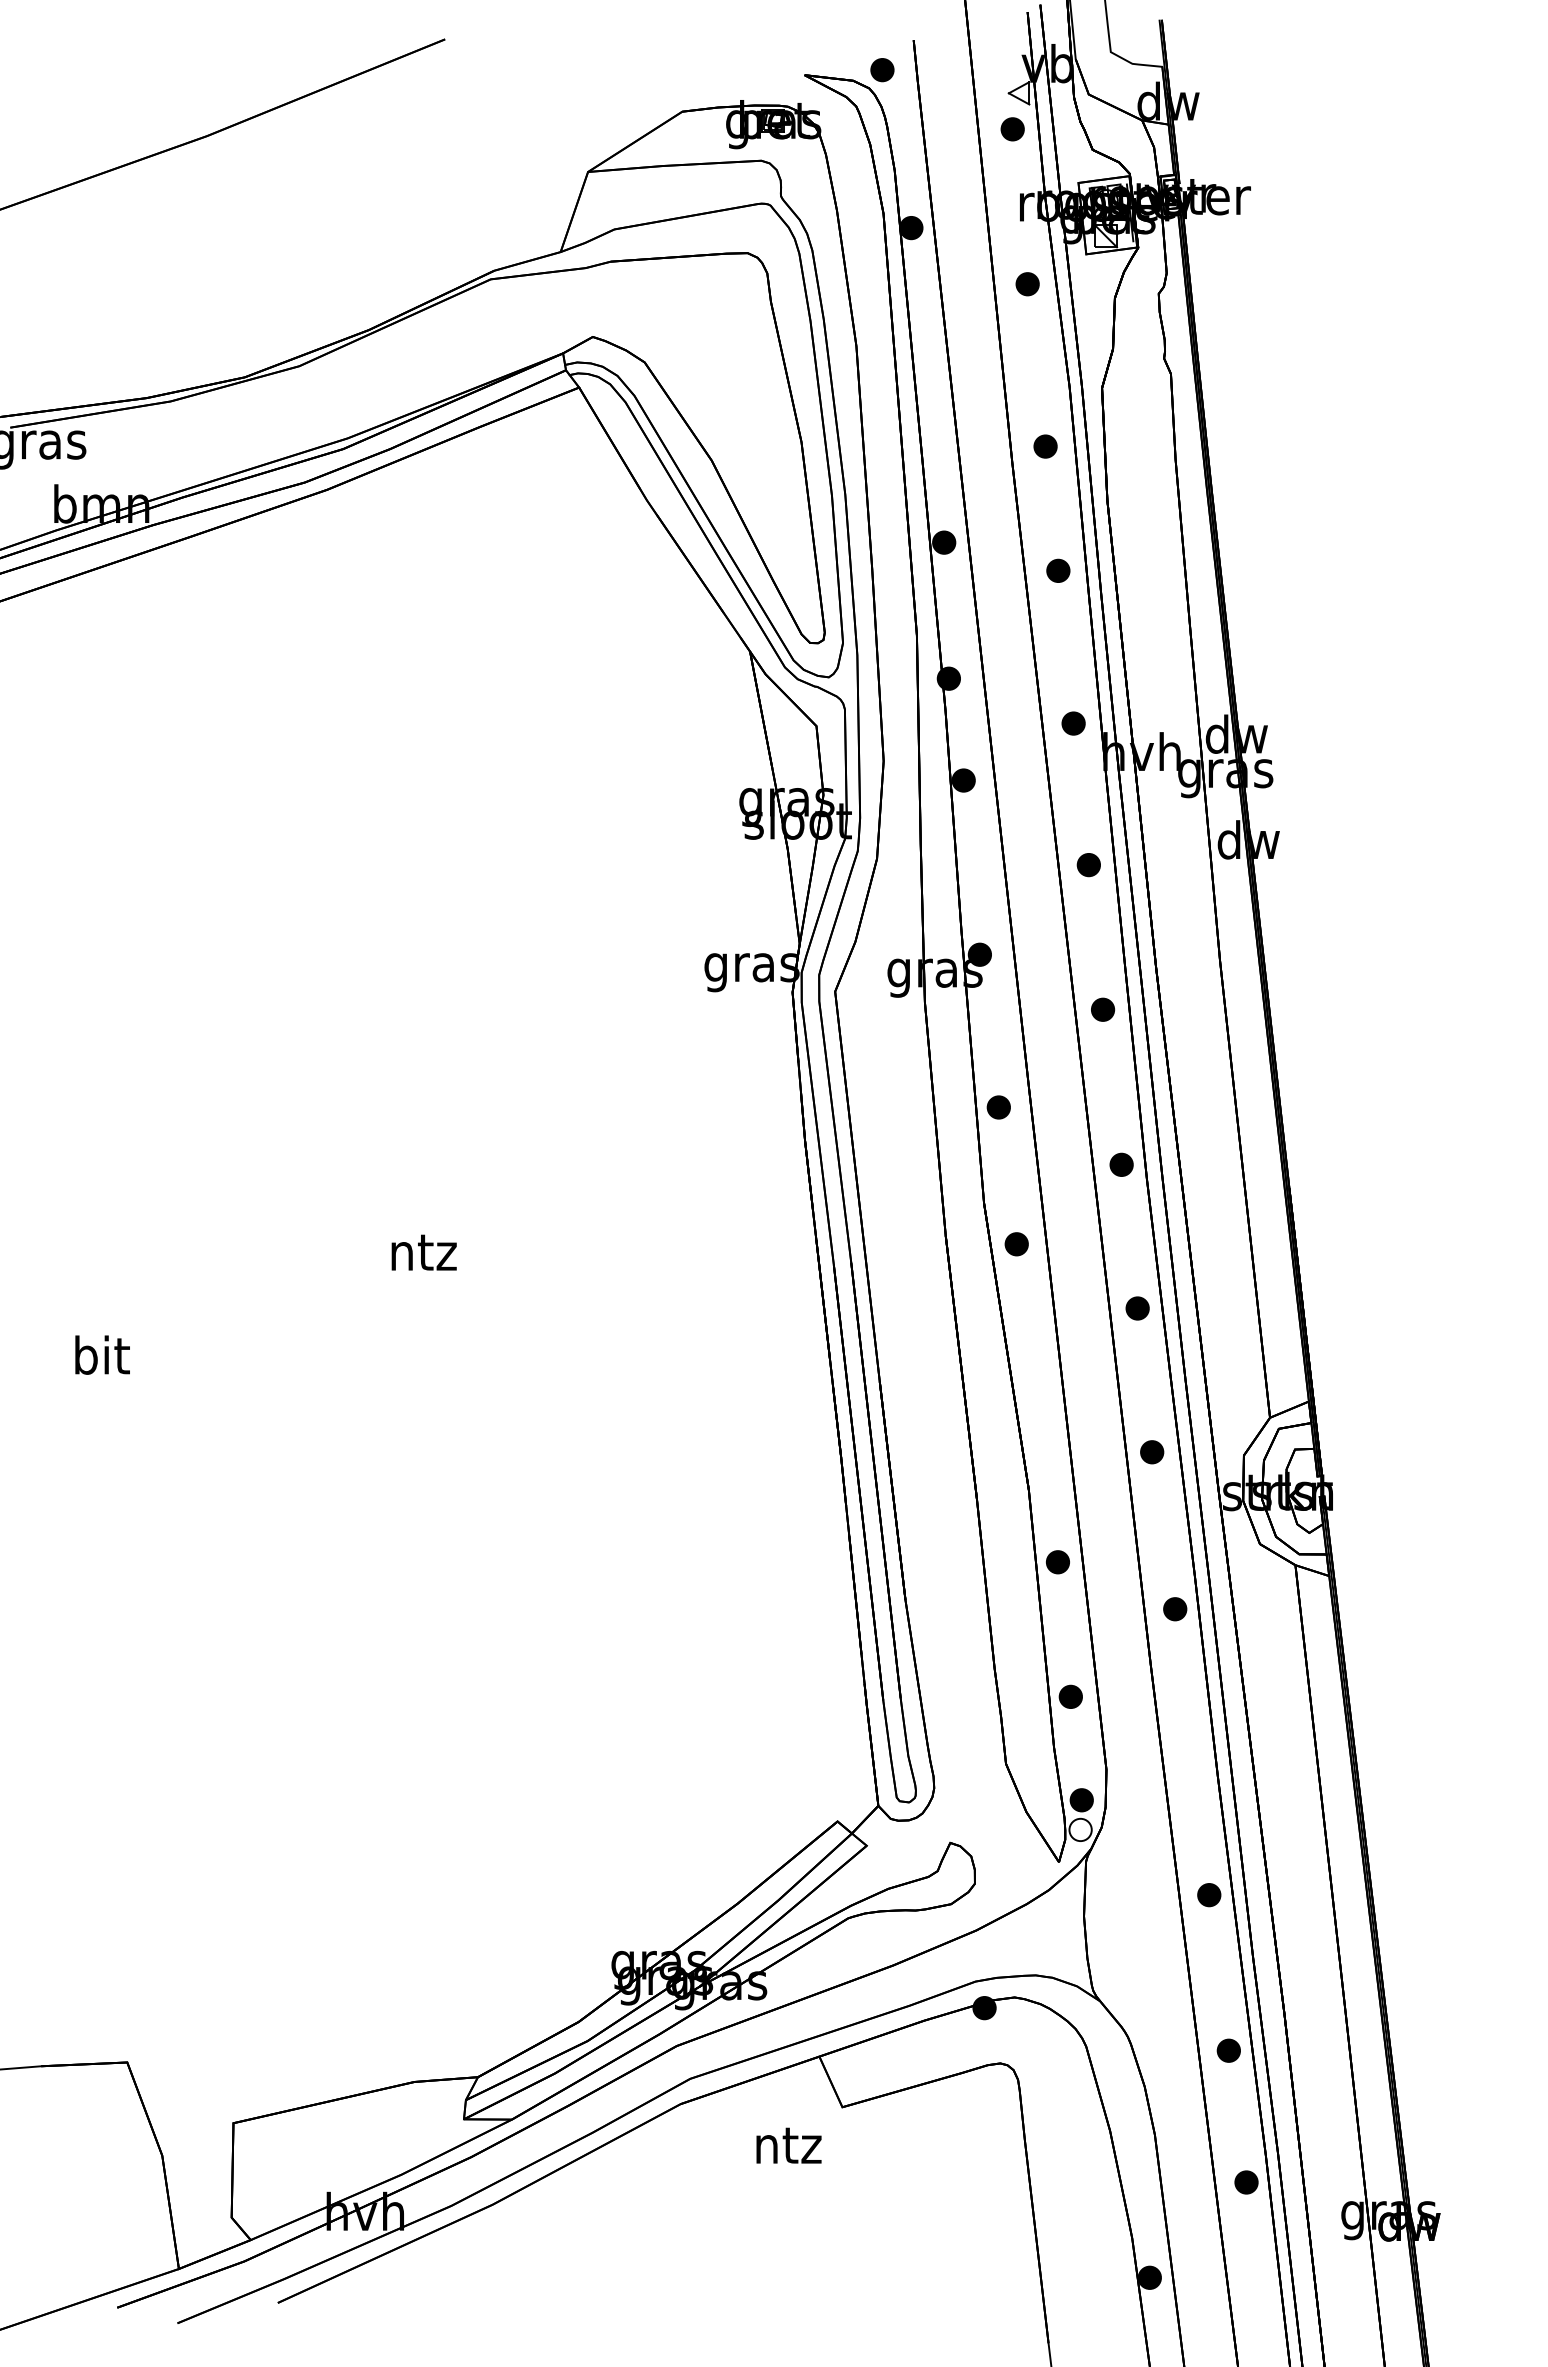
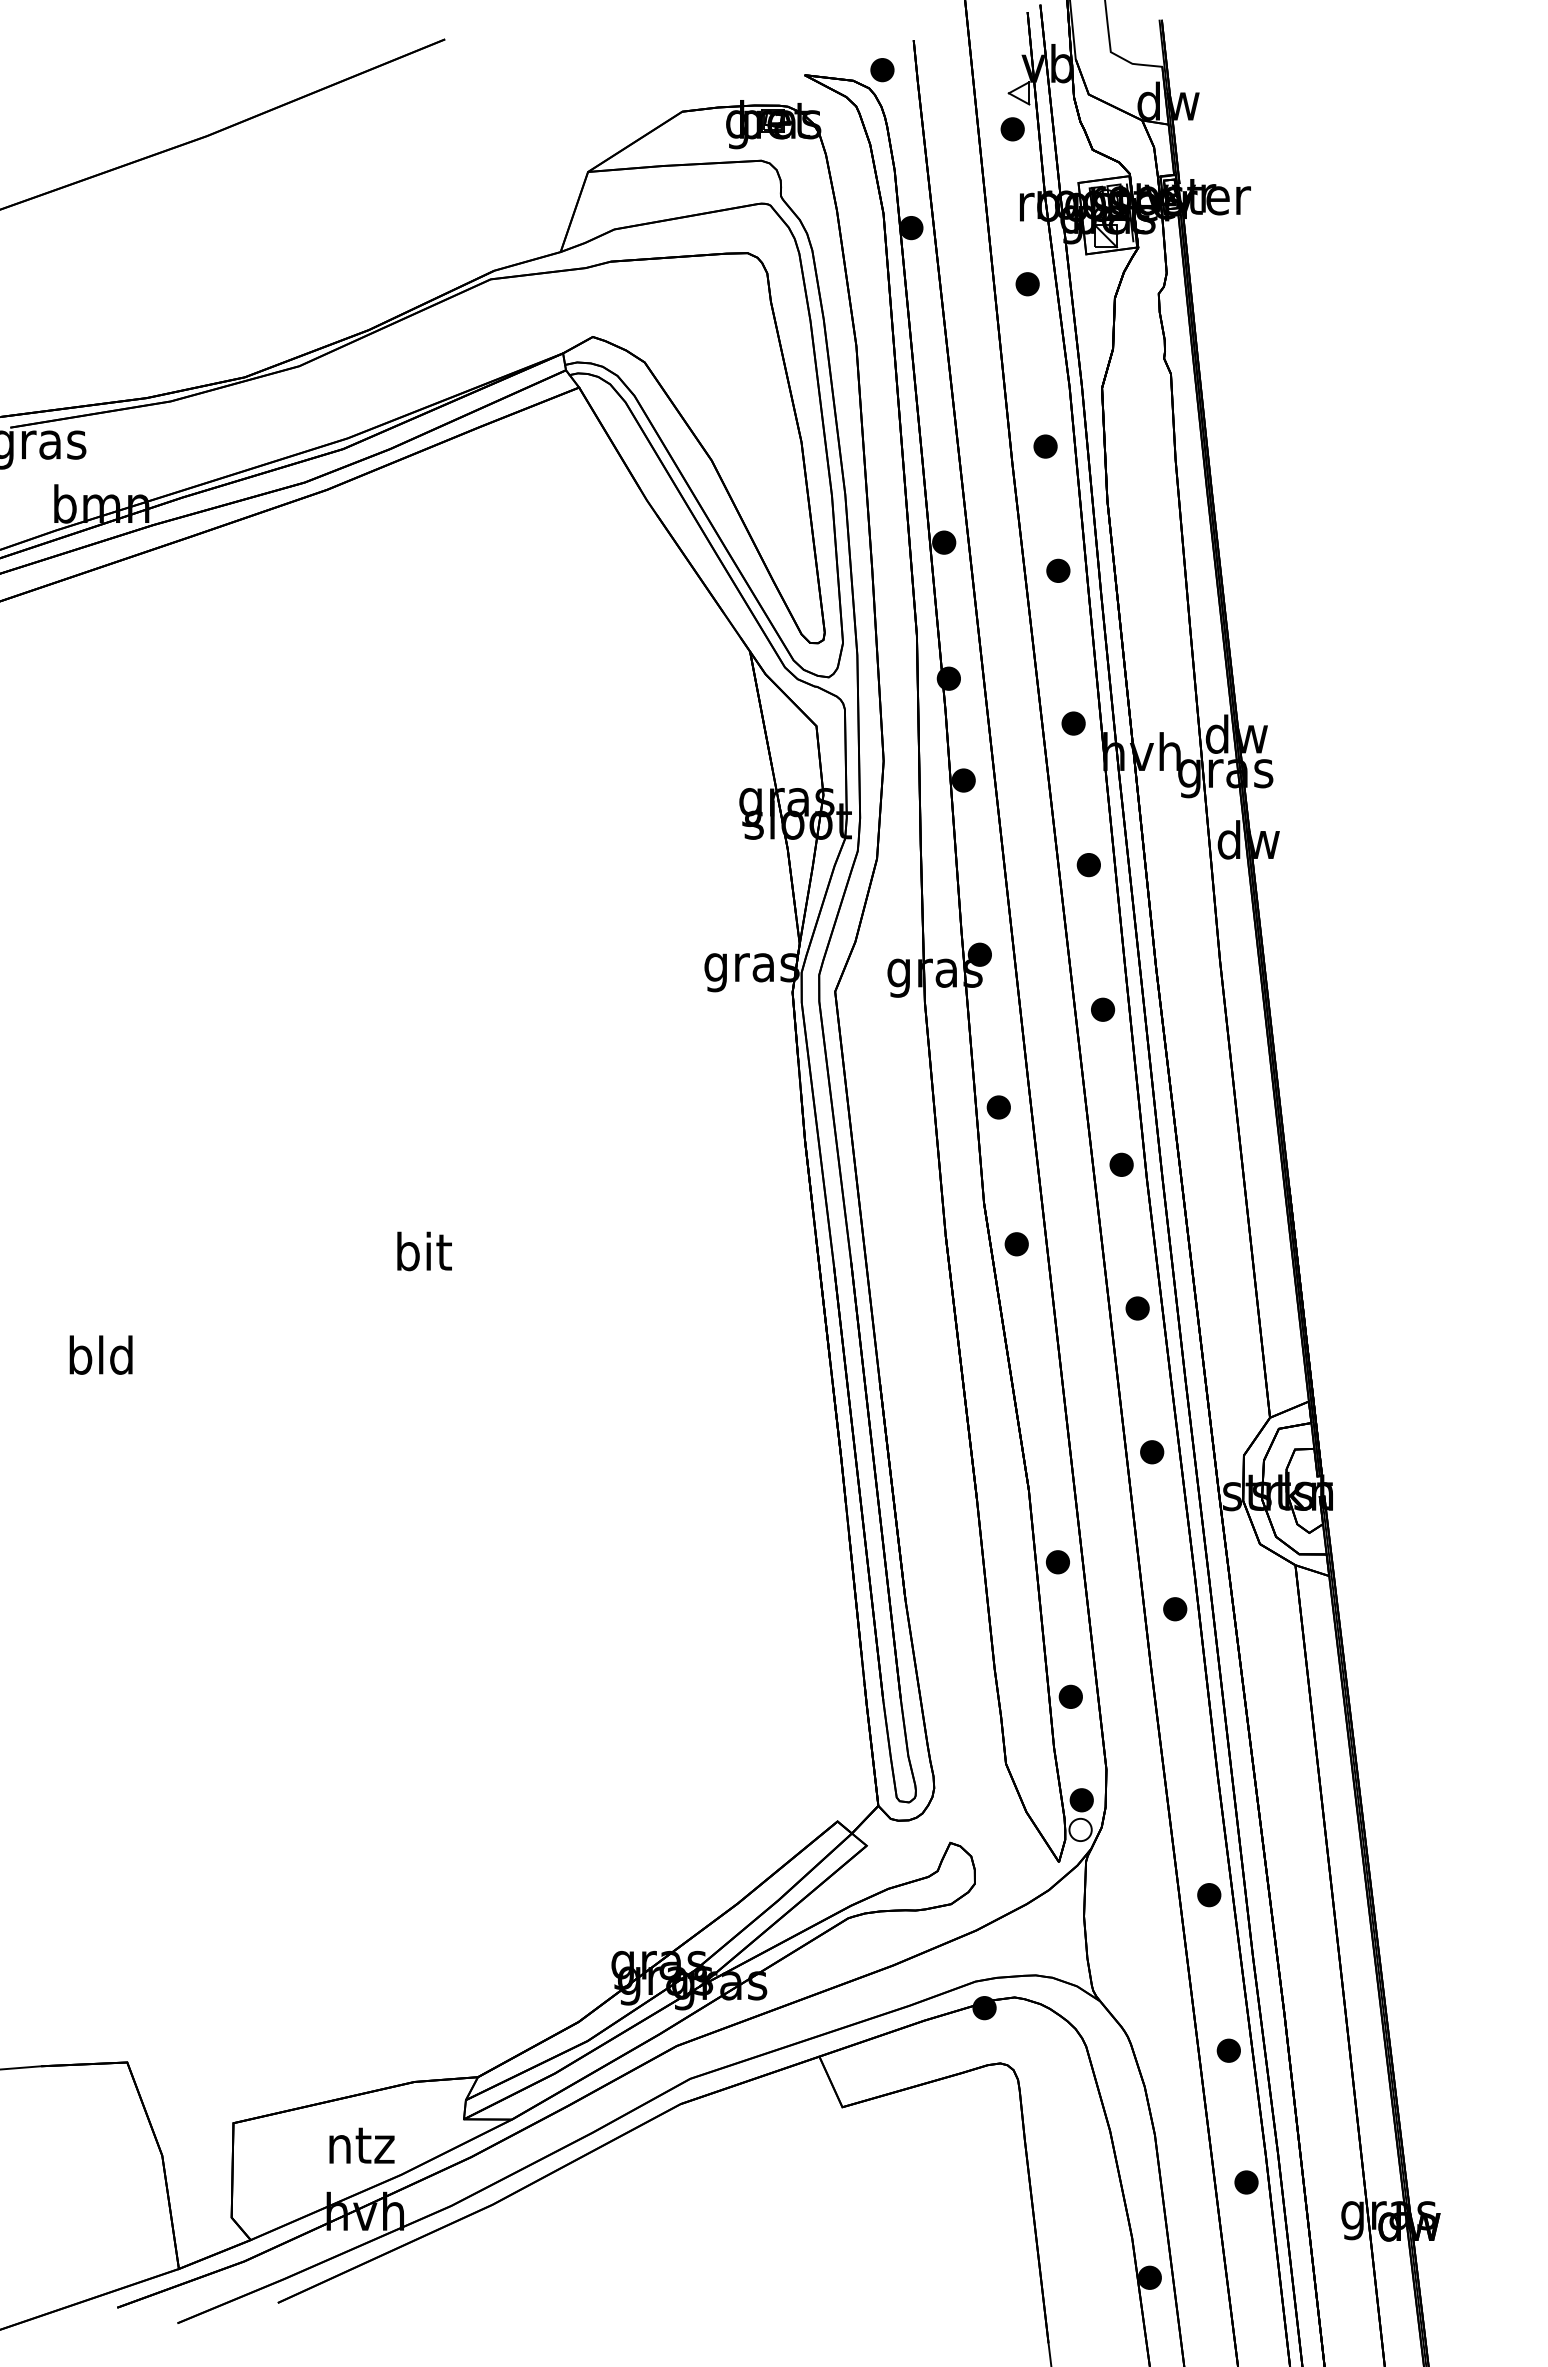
text: ntz -> bit (423, 1251)
text: bit -> bld (100, 1354)
text position: (788, 2145) -> (361, 2145) (361, 2145)
